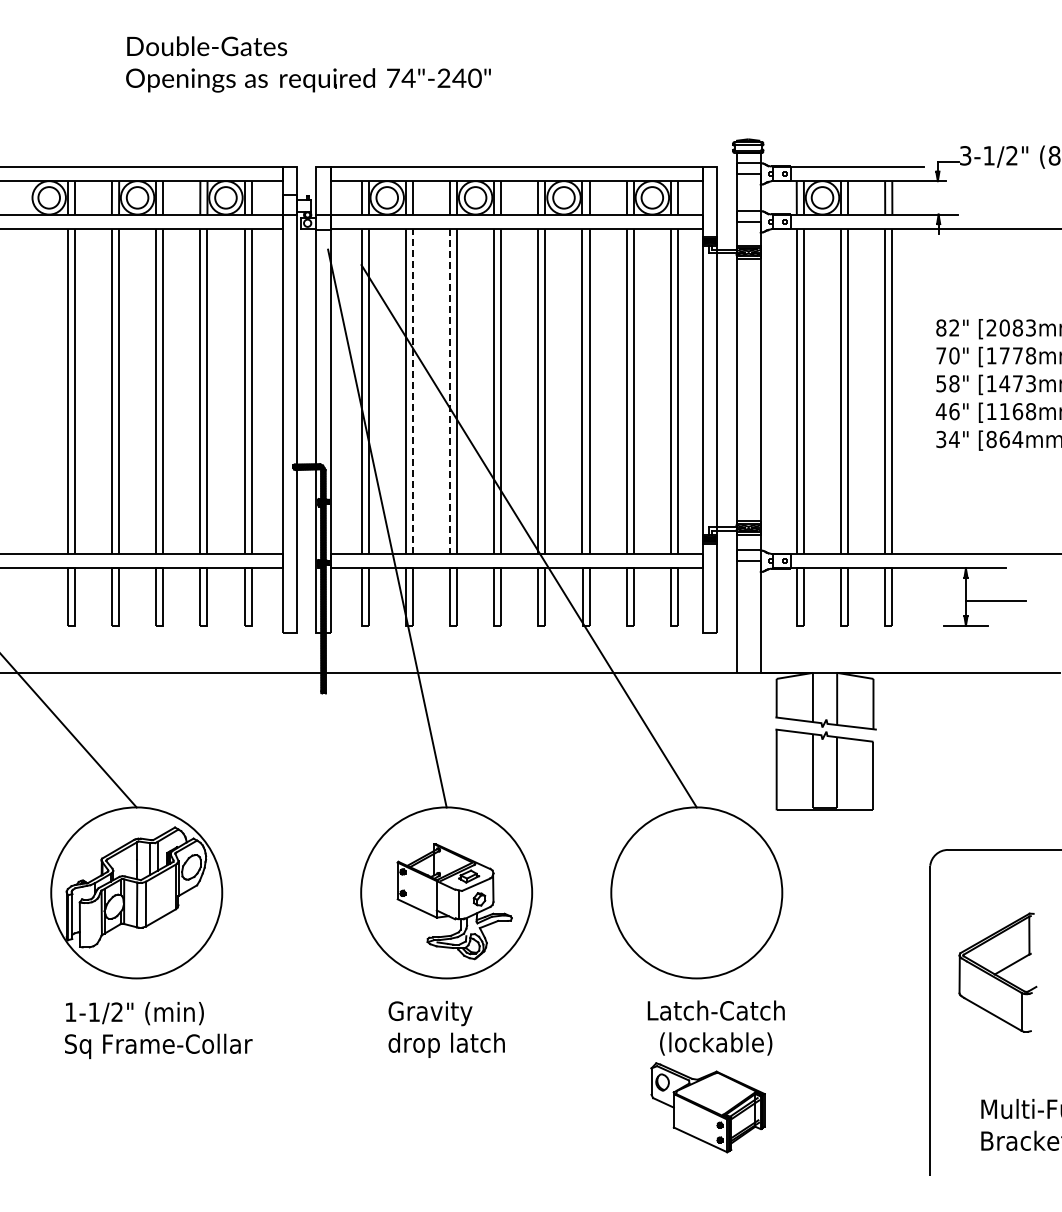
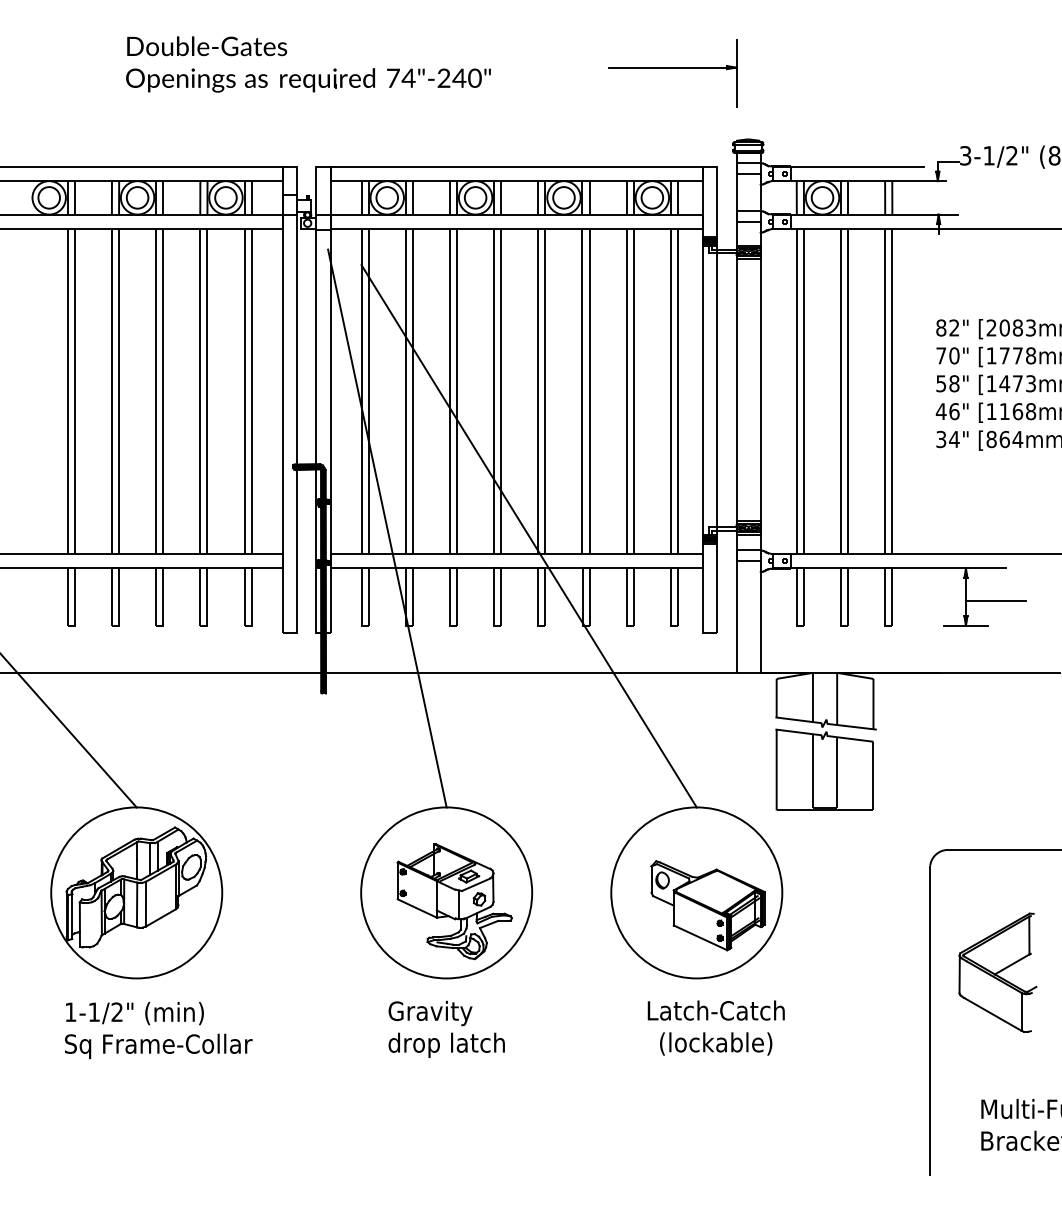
part: none -> present (672, 73)
line: dashed -> solid (412, 391)
line: dashed -> solid (449, 392)
part position: (707, 1107) -> (707, 905) (707, 905)
